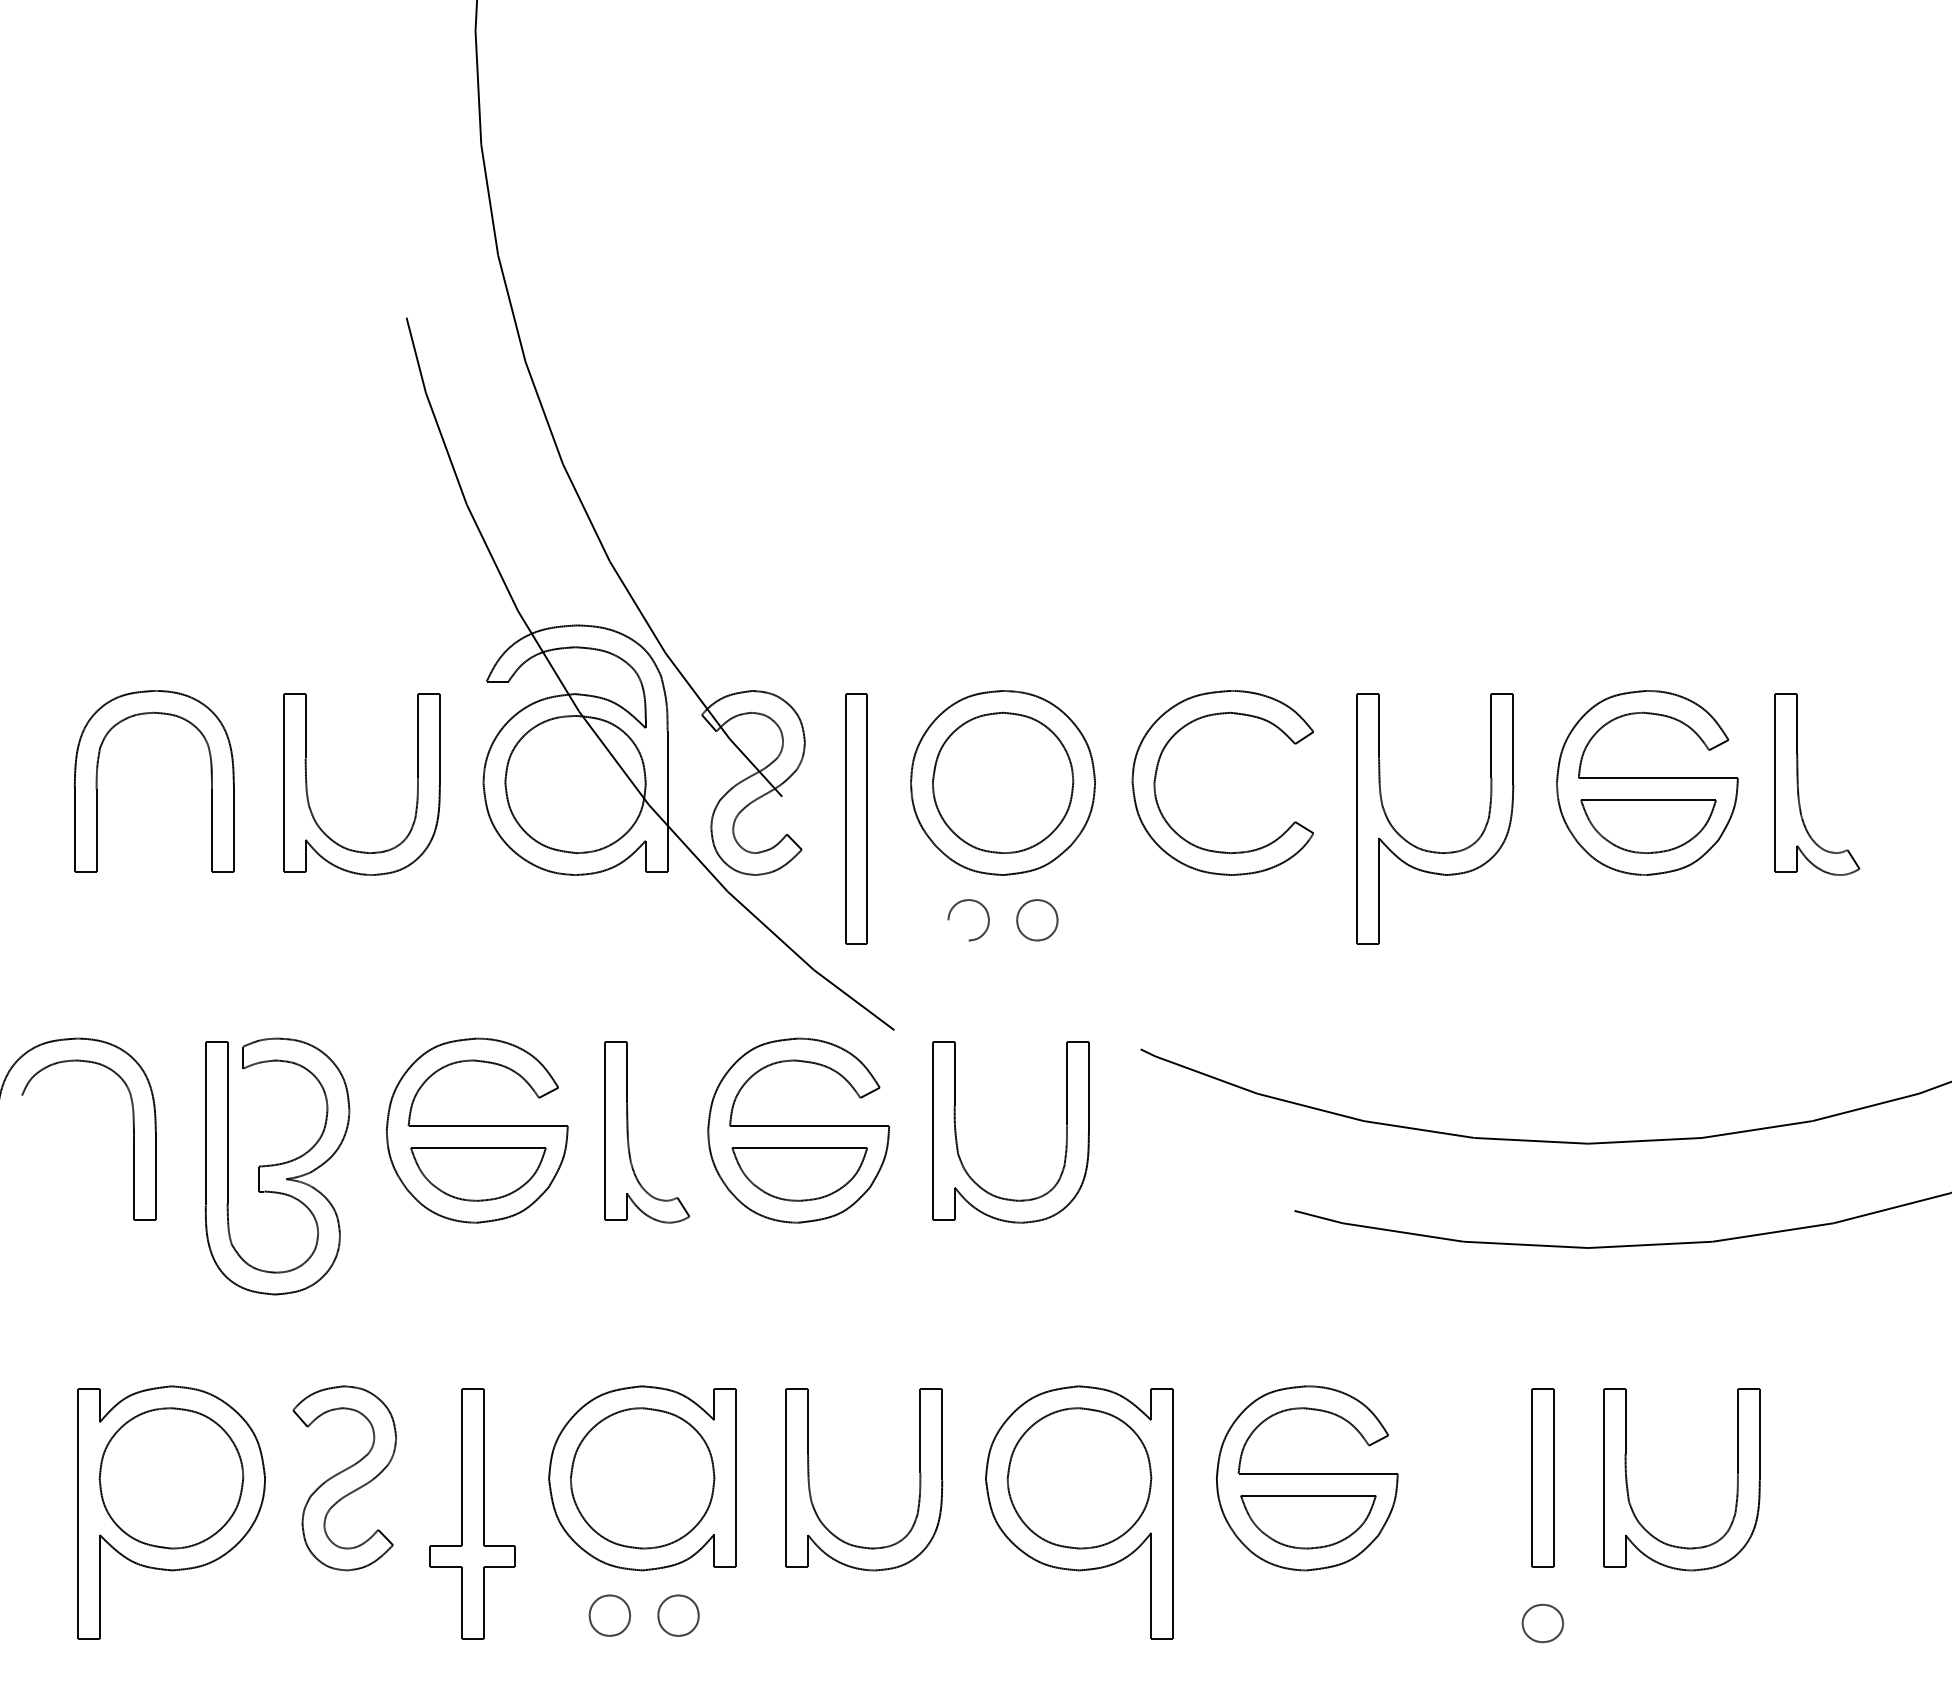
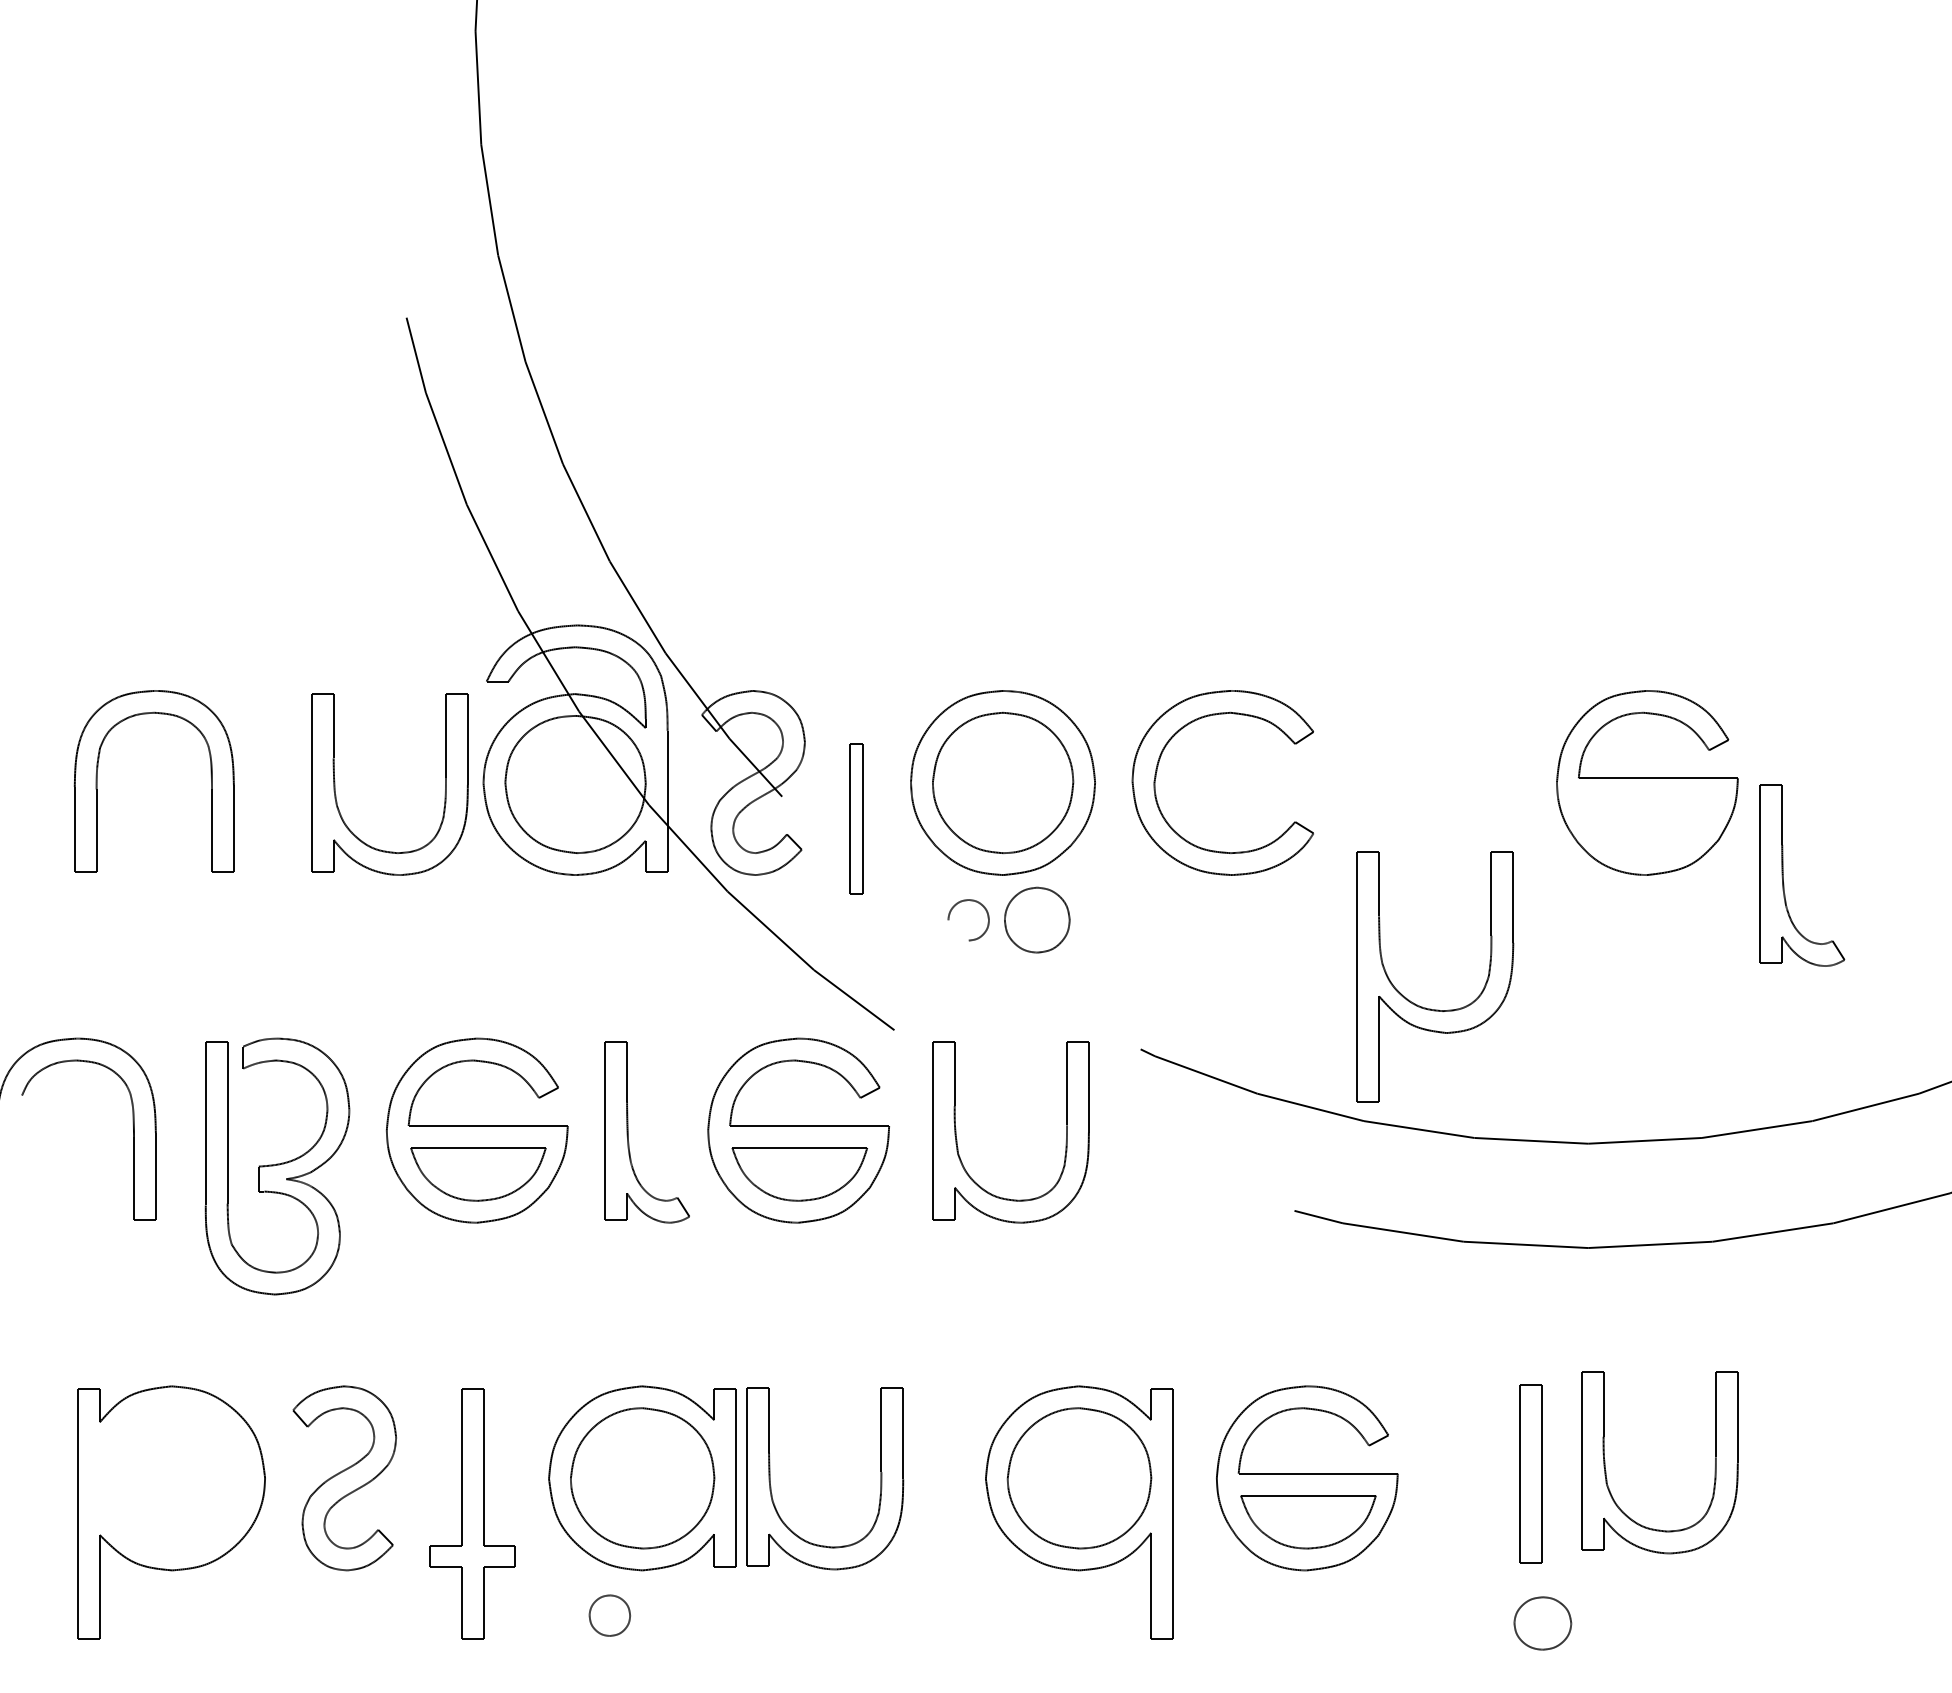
part position: (307, 784) -> (335, 784) (335, 784)
part position: (1798, 784) -> (1783, 875) (1783, 875)
part size: 23x252 px -> 15x152 px (856, 818)
part: present -> none (1648, 826)
part position: (1430, 850) -> (1430, 1008) (1430, 1008)
part size: 43x43 px -> 67x68 px (1037, 919)
part position: (1542, 1477) -> (1530, 1473) (1530, 1473)
part: present -> none (171, 1478)
part position: (810, 1487) -> (771, 1486) (771, 1486)
part position: (1628, 1487) -> (1606, 1470) (1606, 1470)
part: present -> none (678, 1615)
part size: 44x41 px -> 60x55 px (1542, 1623)
